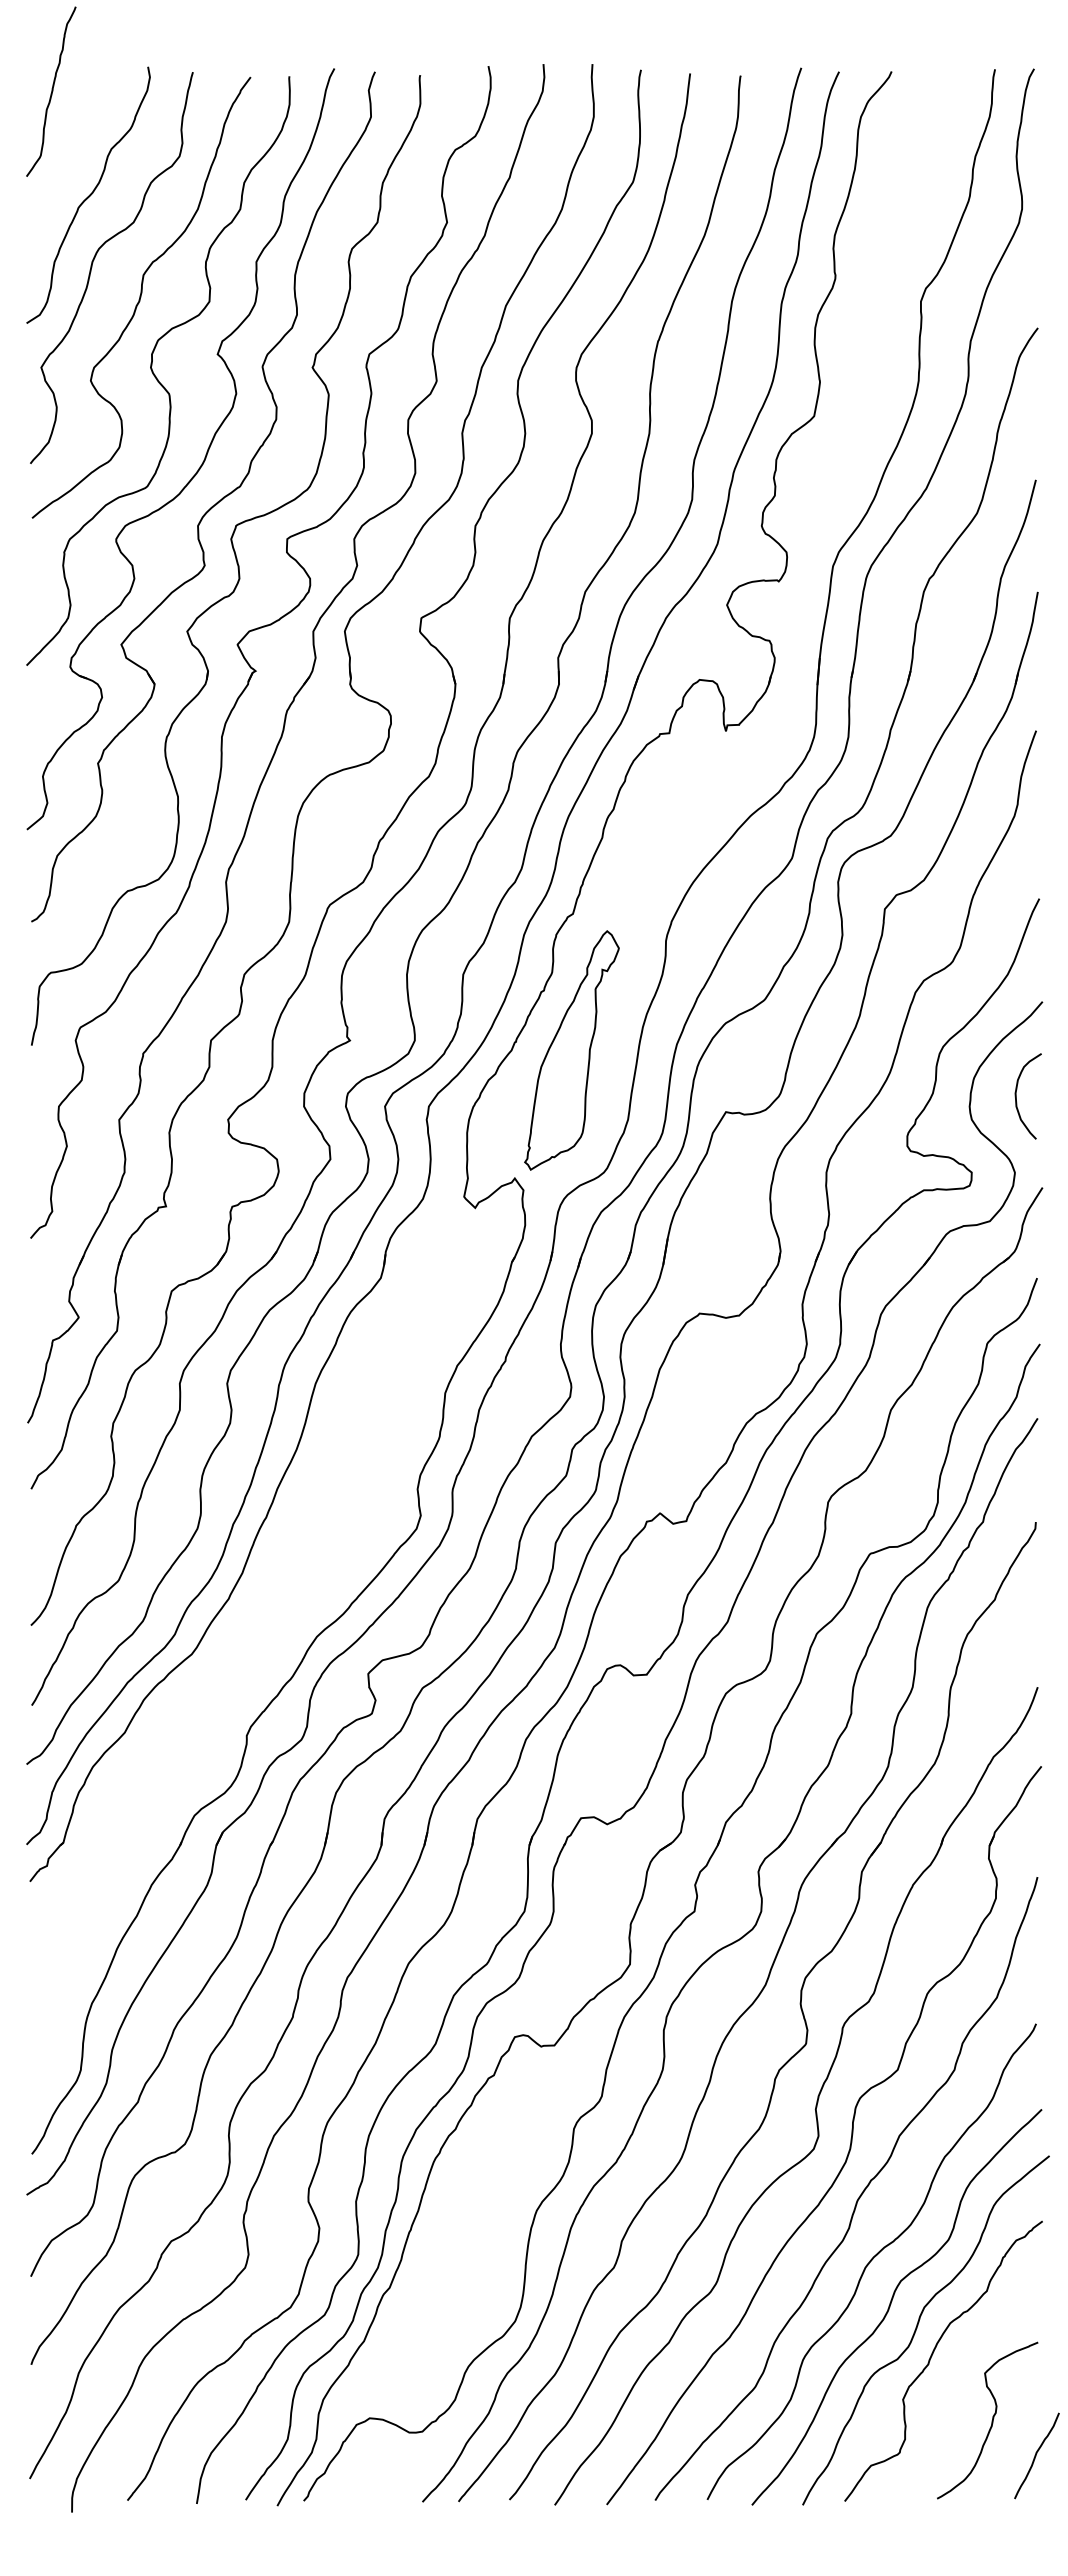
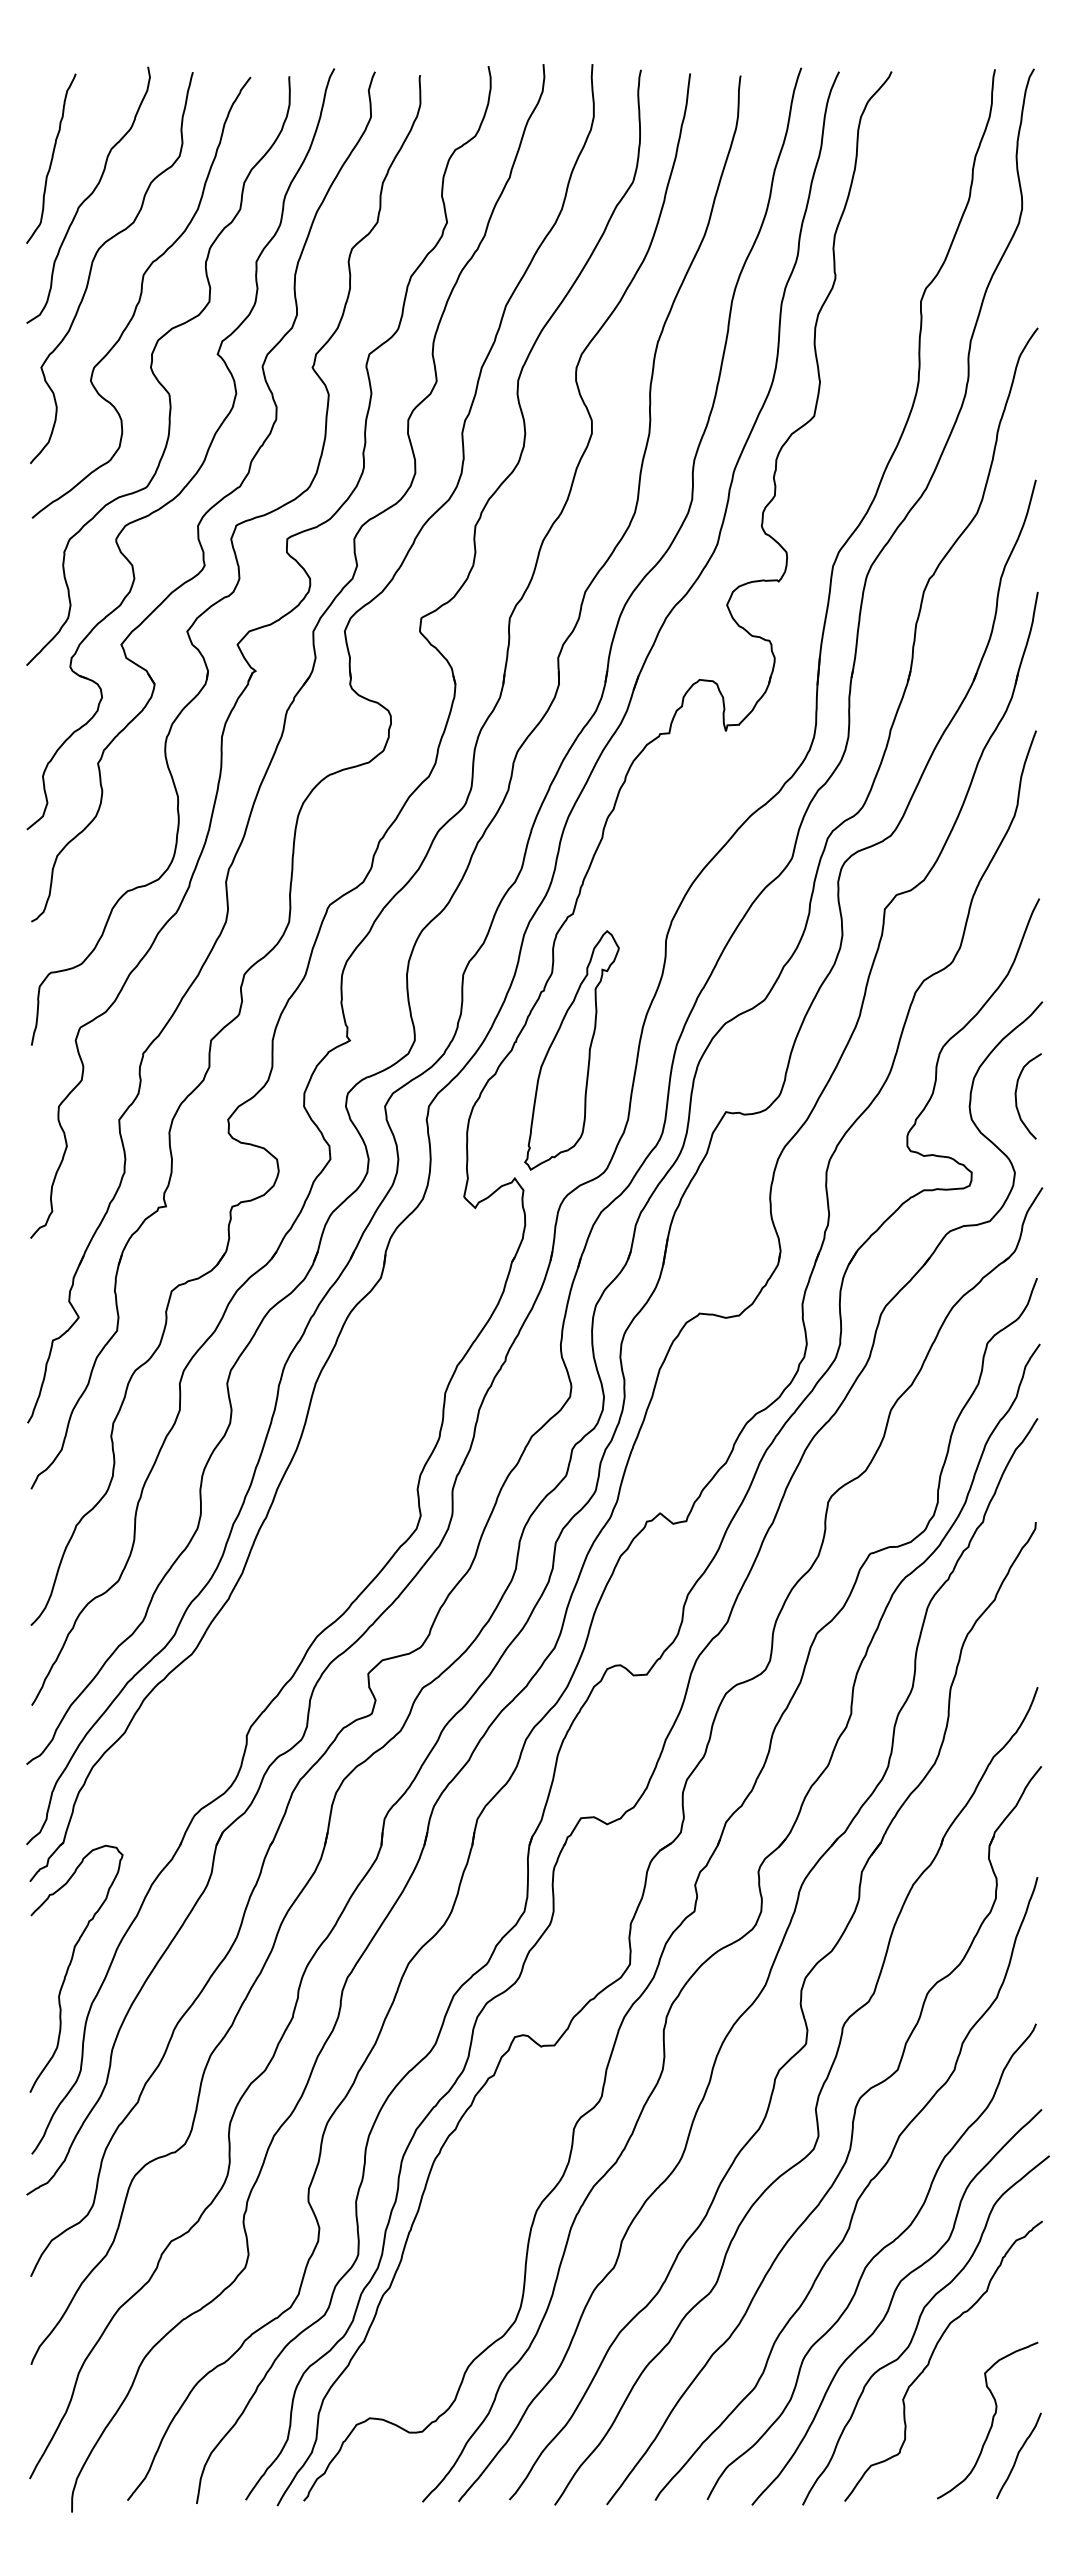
curve position: (51, 91) -> (51, 158) (51, 158)
curve: none -> present (70, 1965)
curve position: (1036, 2455) -> (1018, 2455) (1018, 2455)
